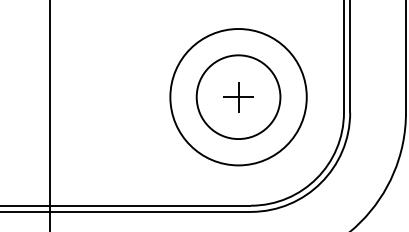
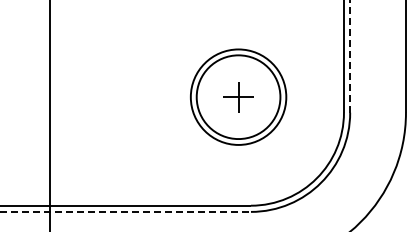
line: solid -> dashed (350, 56)
circle diameter: 136 px -> 95 px (238, 96)
line: solid -> dashed (126, 211)
